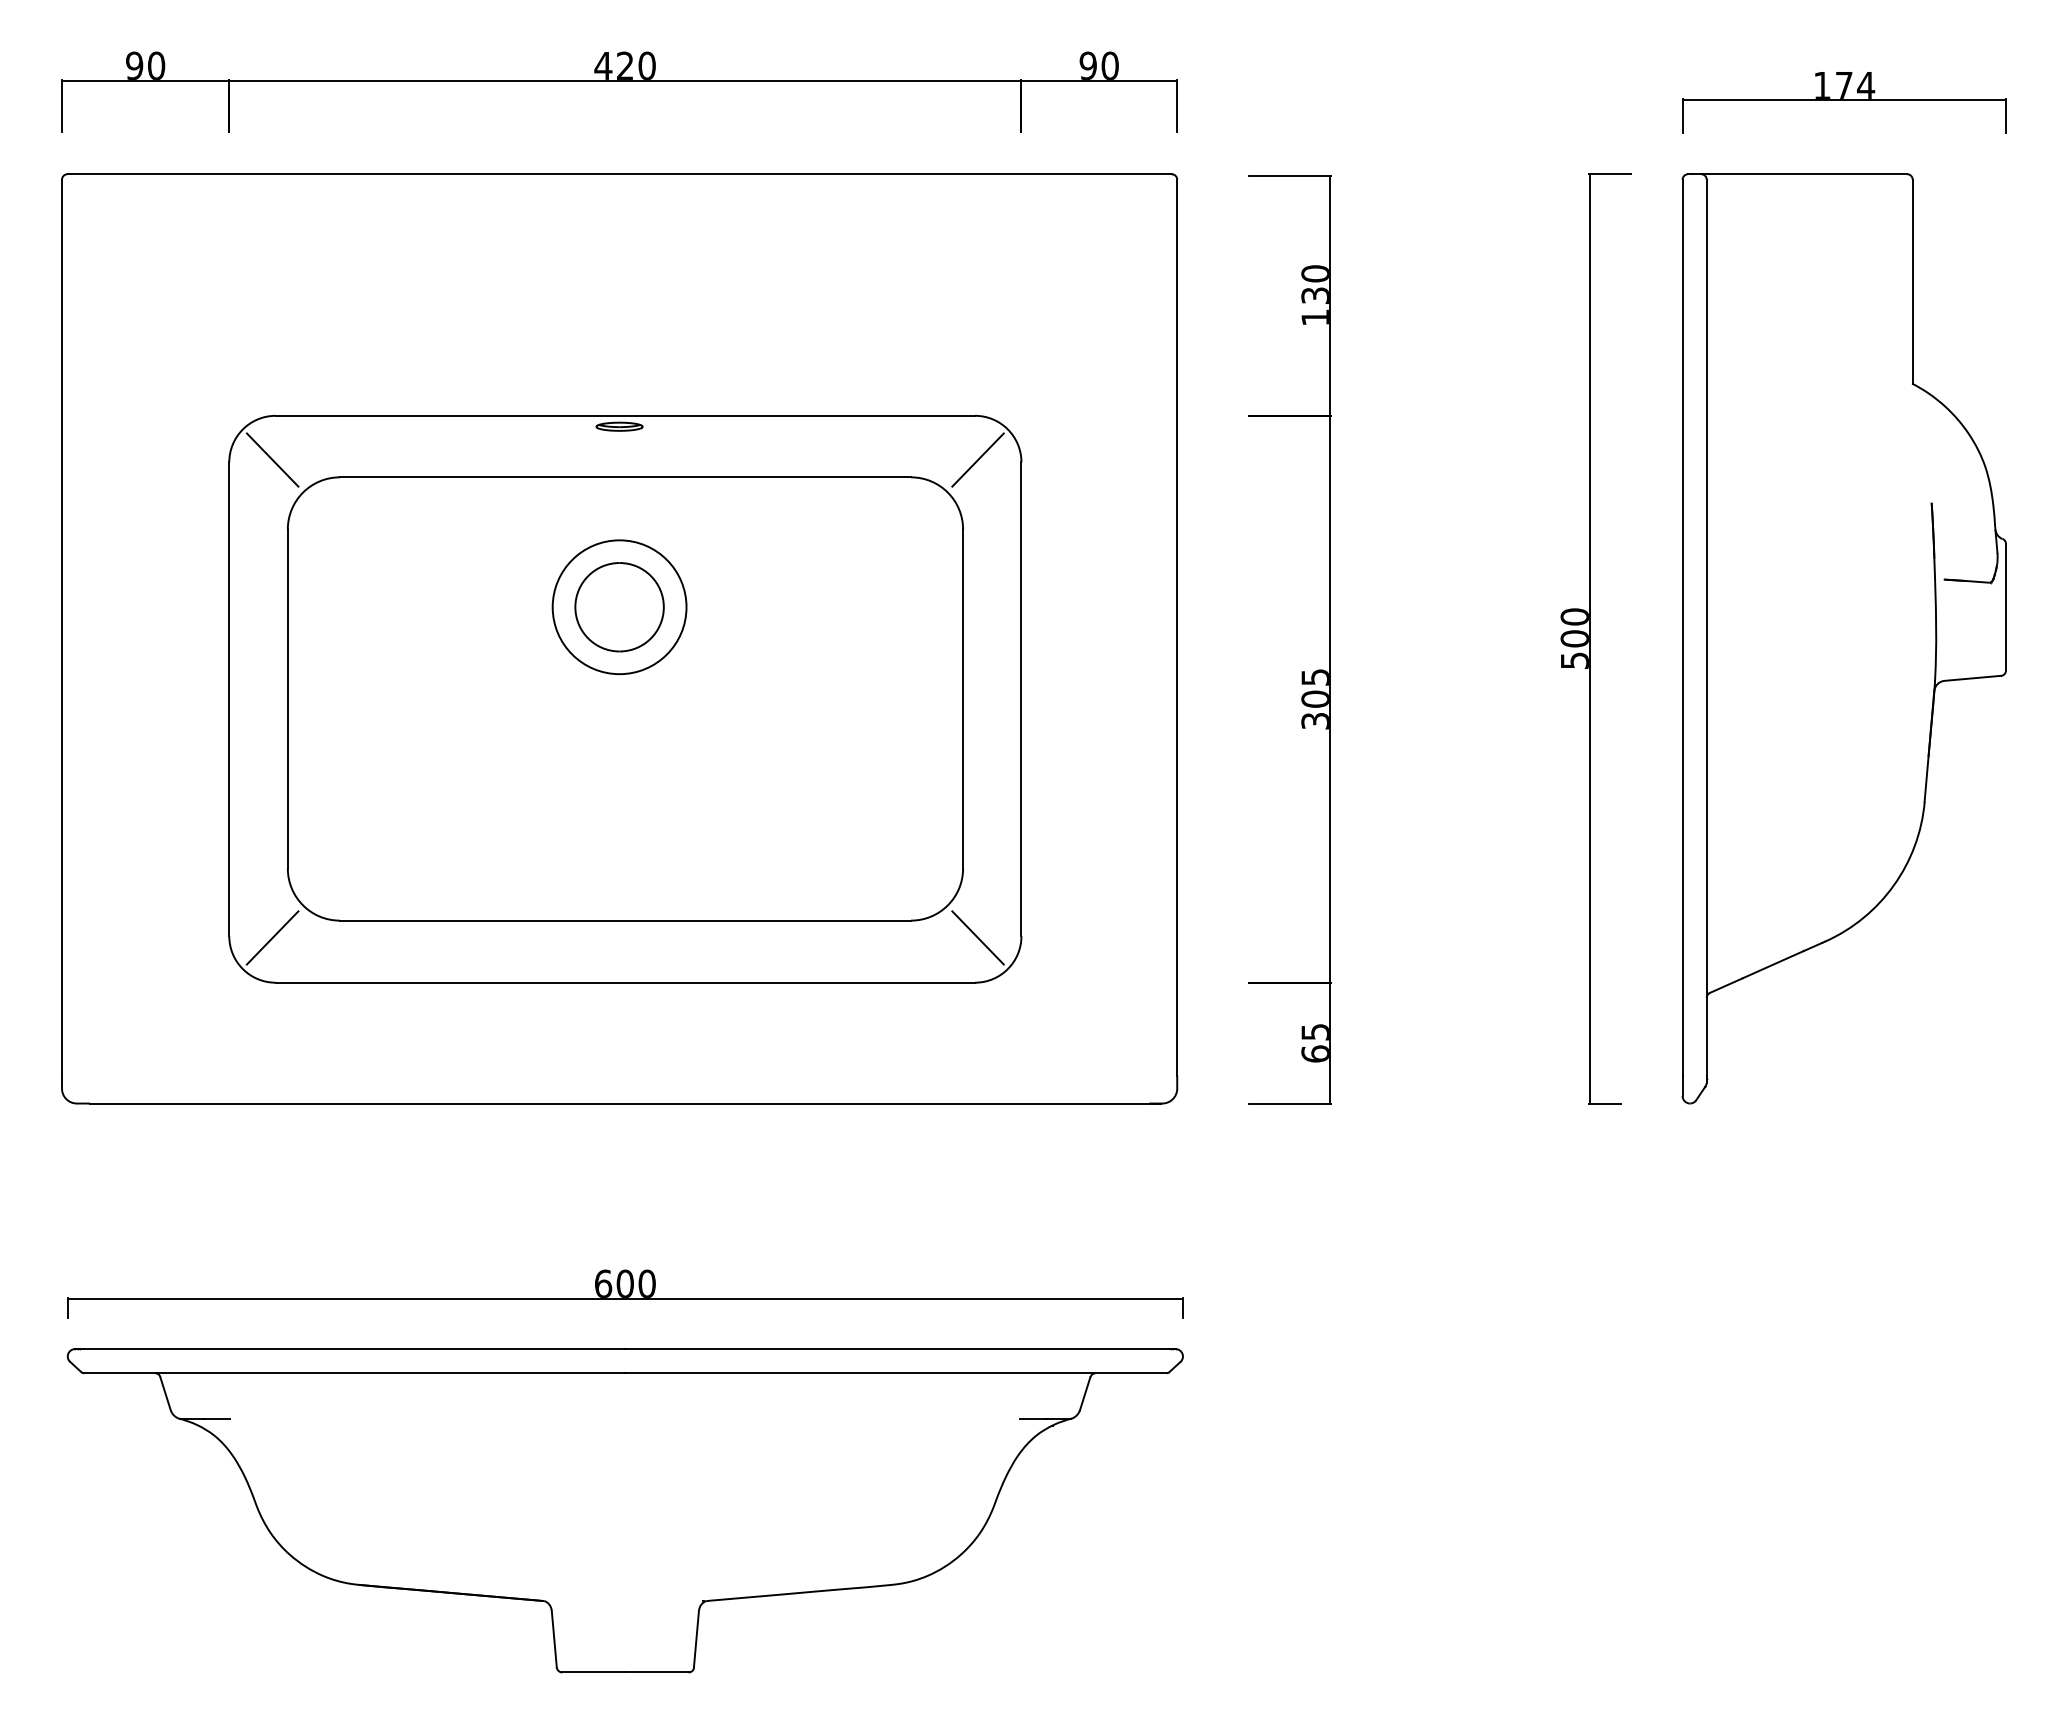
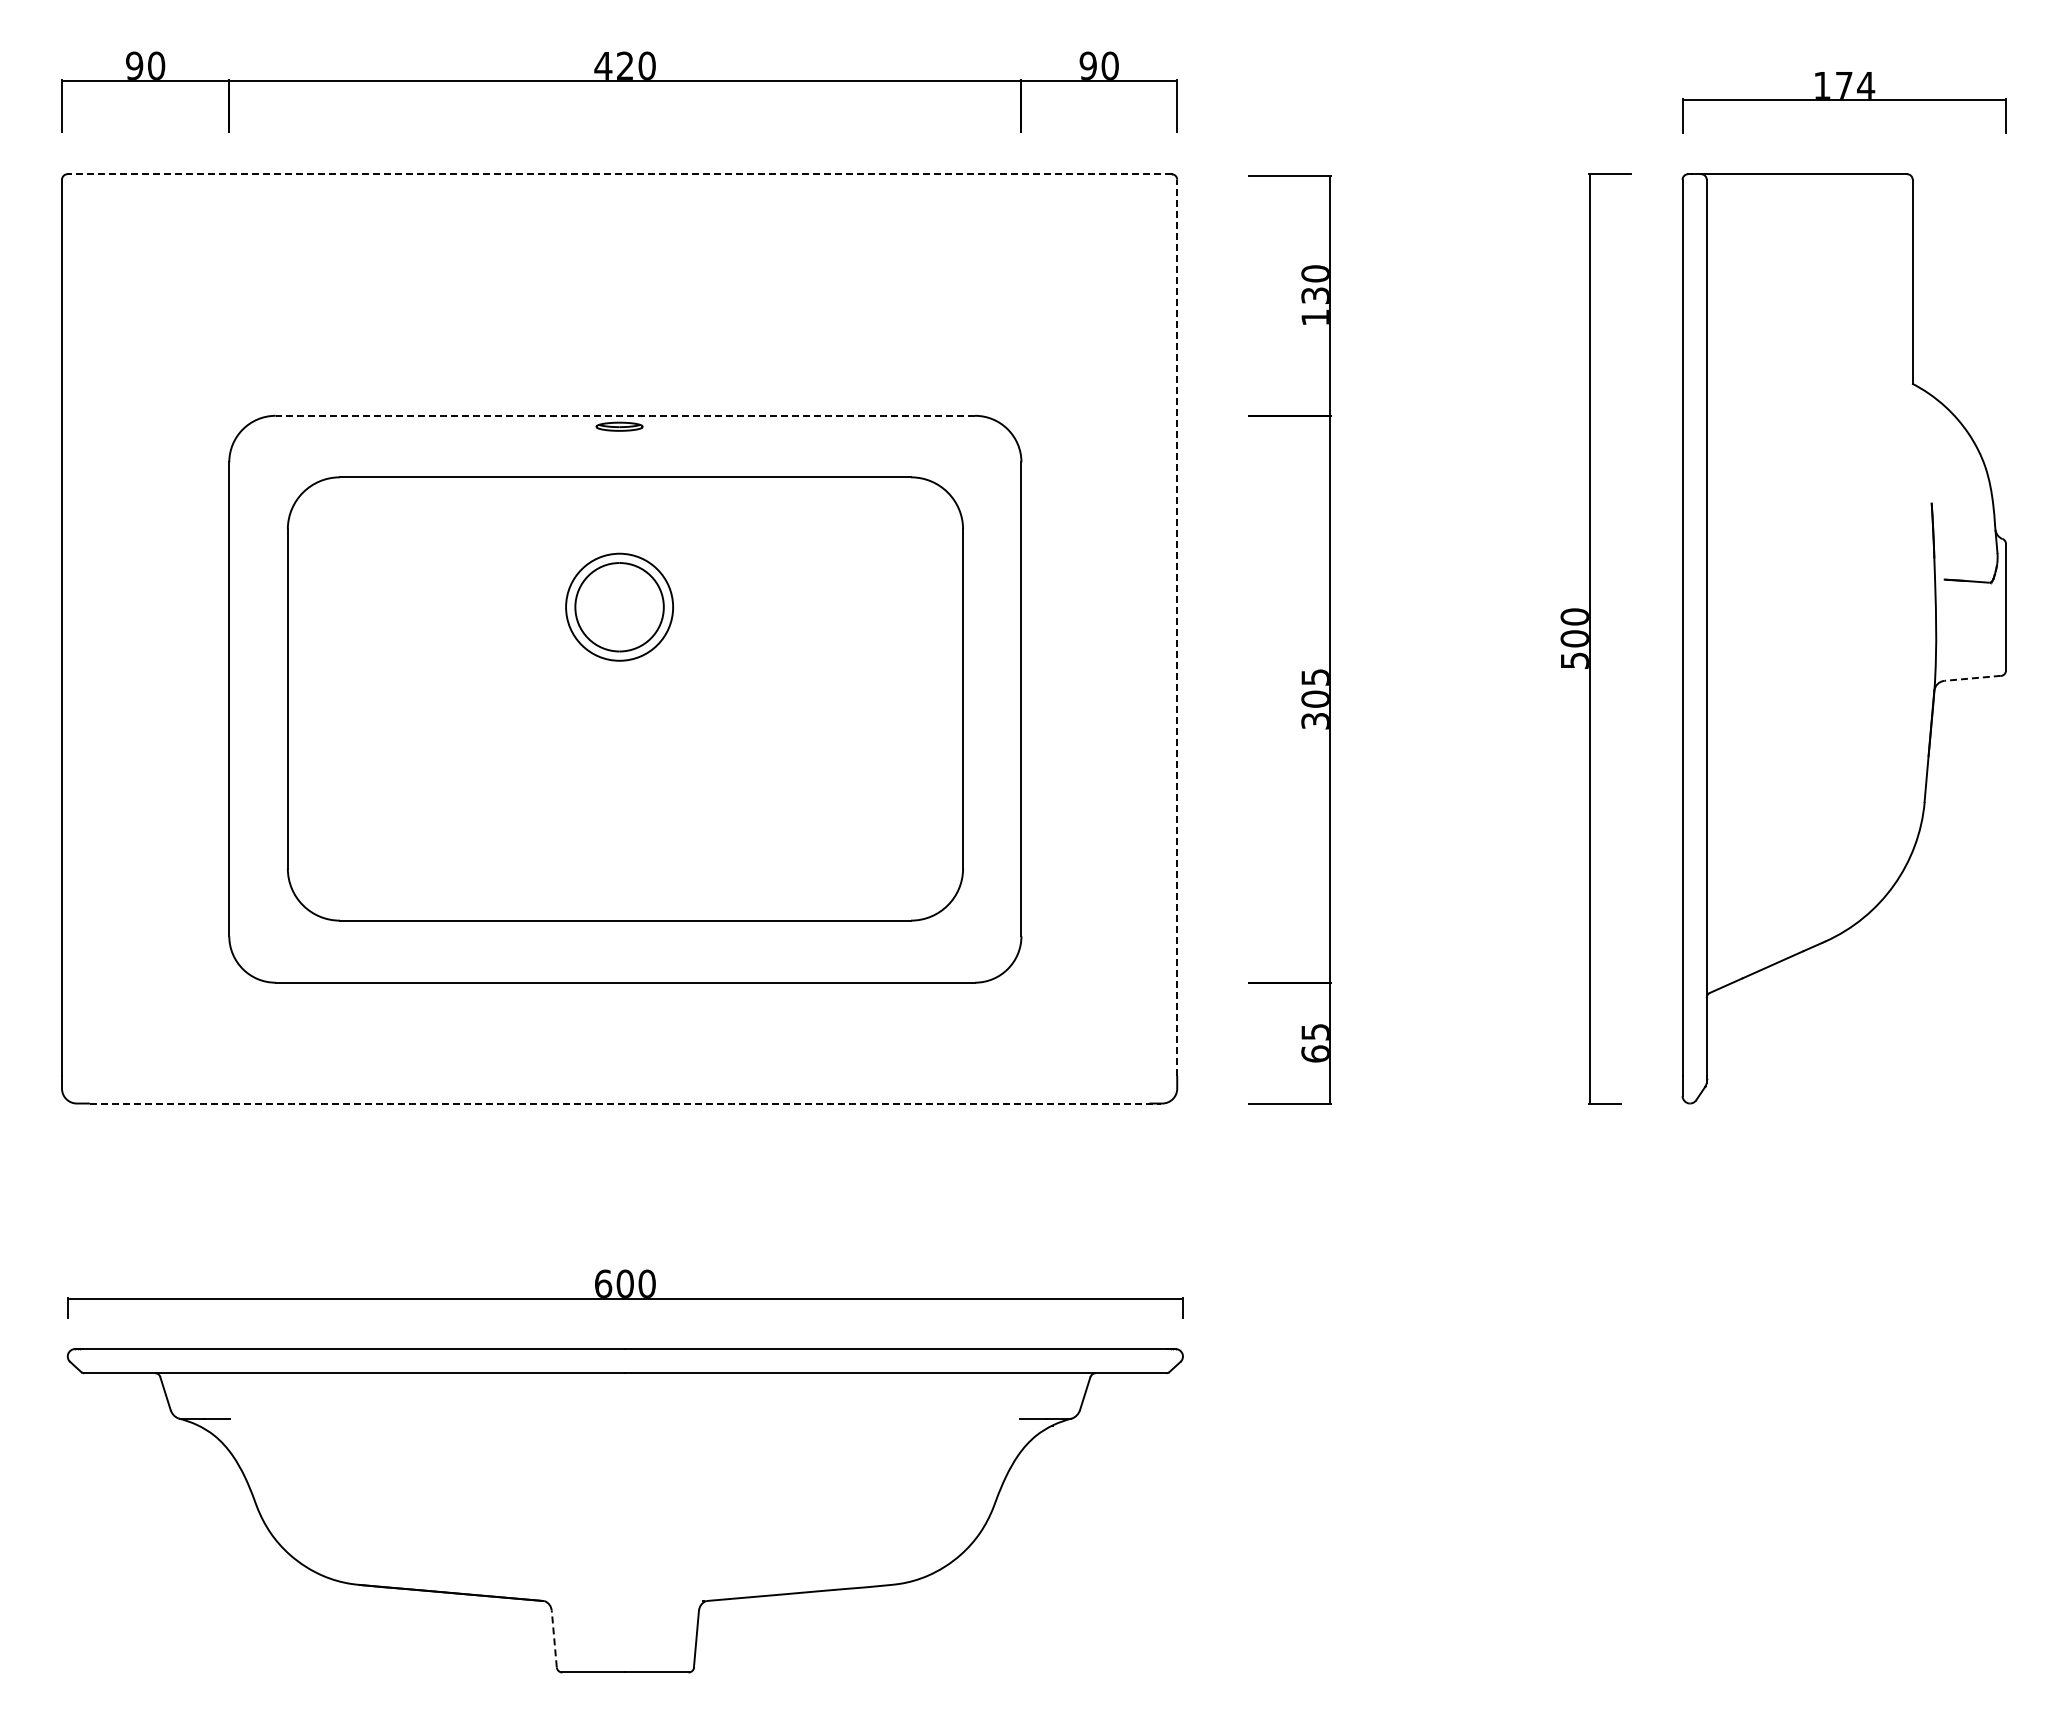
line: solid -> dashed (619, 174)
line: solid -> dashed (625, 415)
line: present -> none (272, 459)
line: present -> none (977, 459)
circle diameter: 134 px -> 107 px (619, 606)
line: solid -> dashed (1177, 627)
line: solid -> dashed (1972, 678)
line: present -> none (272, 937)
line: present -> none (977, 937)
line: solid -> dashed (625, 1103)
line: solid -> dashed (554, 1638)
